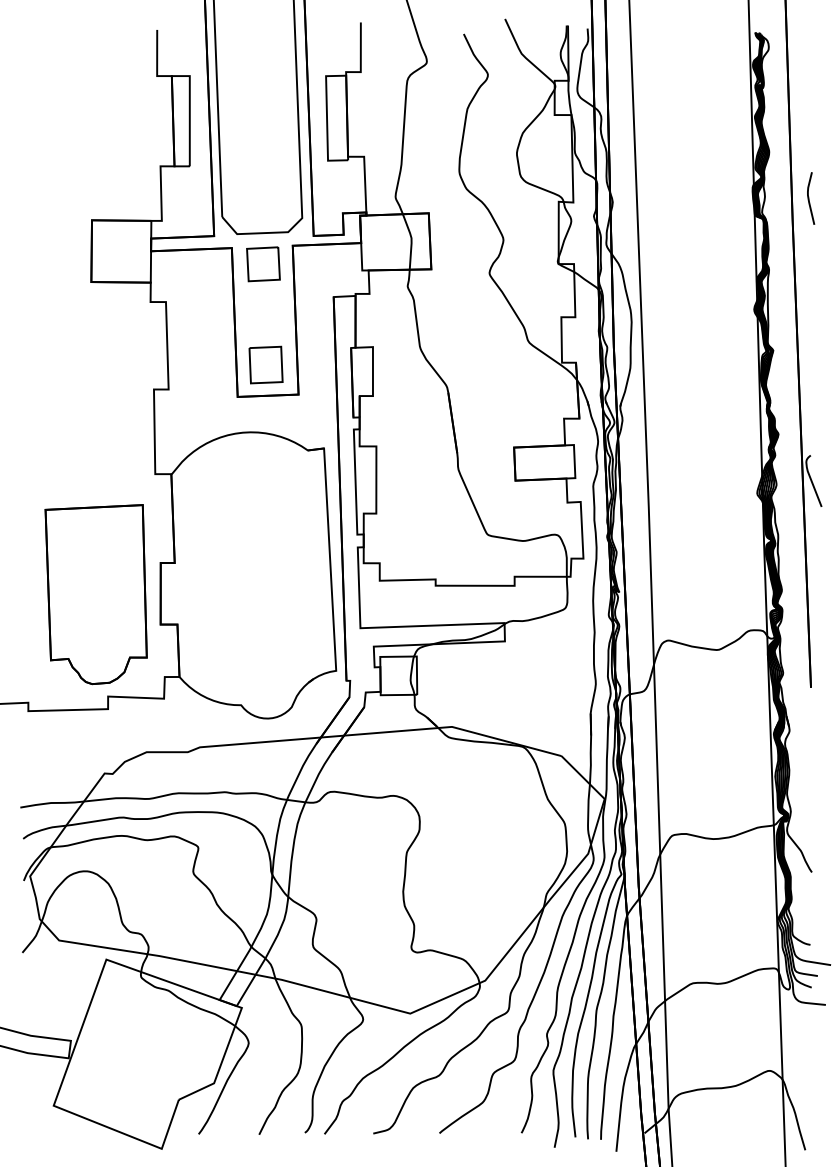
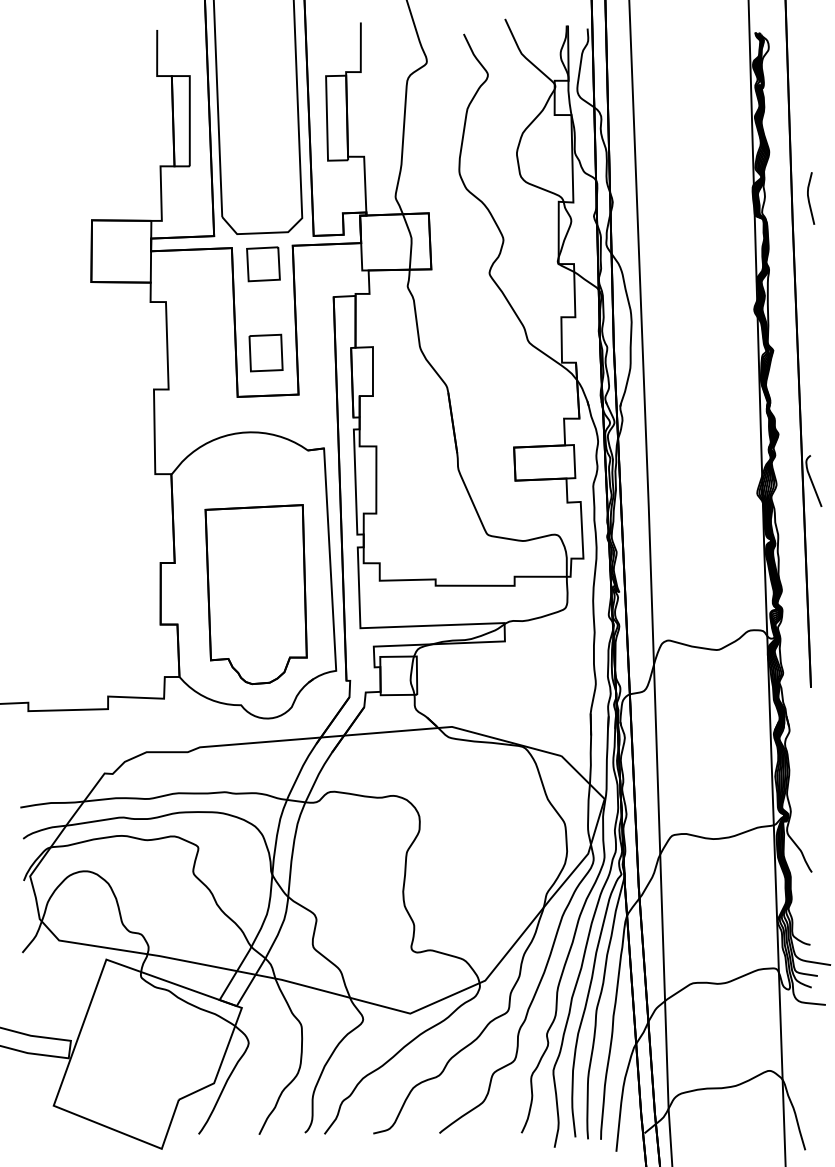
part position: (265, 364) -> (265, 352) (265, 352)
part position: (95, 594) -> (255, 594) (255, 594)
